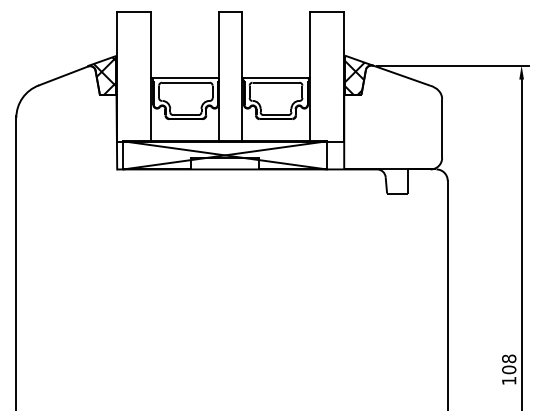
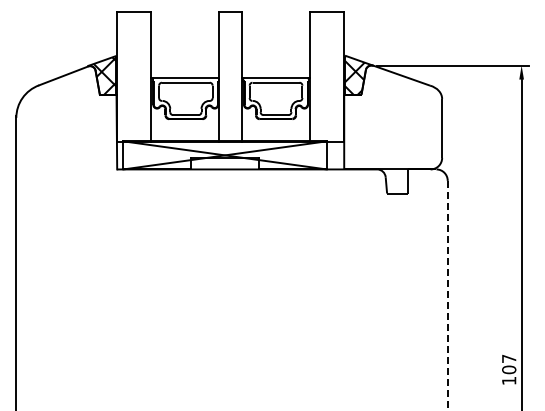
line: solid -> dashed (447, 295)
text: 108 -> 107 (509, 358)
